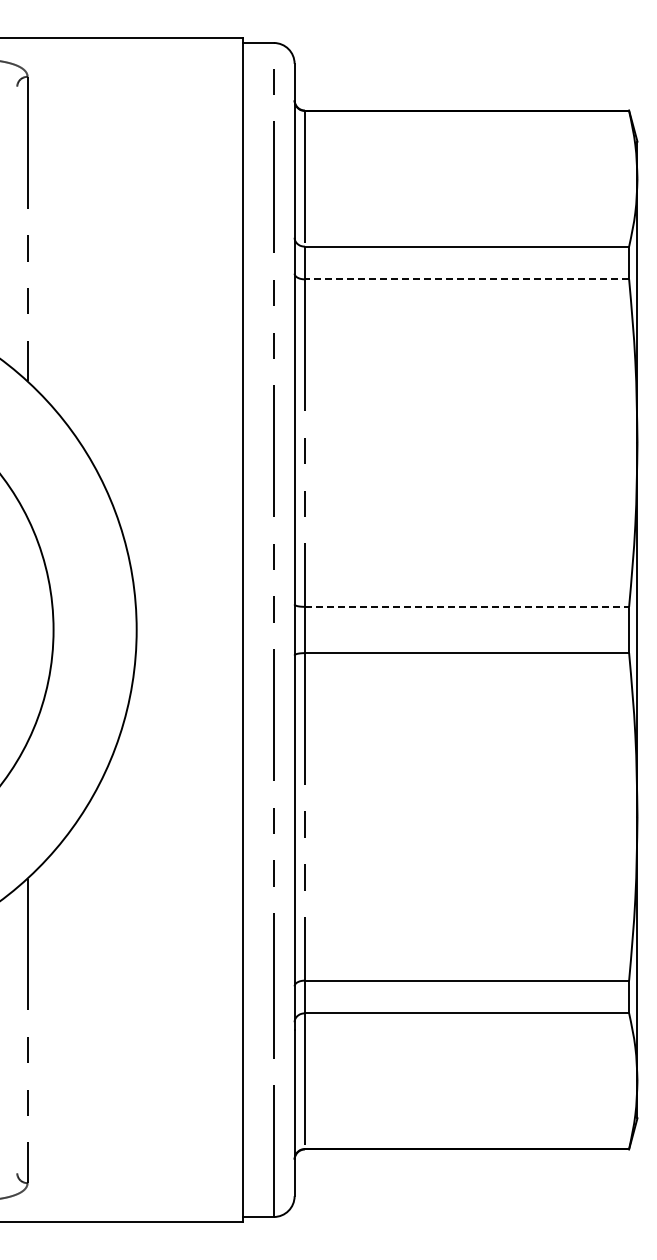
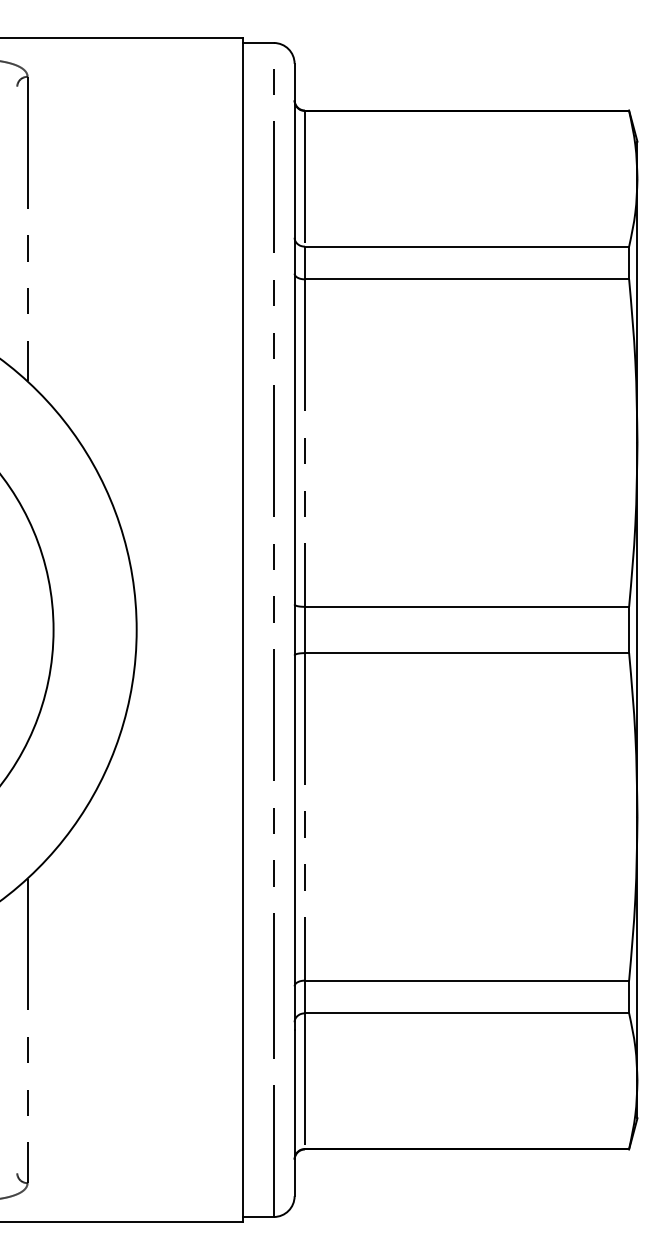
line: dashed -> solid (466, 279)
line: dashed -> solid (467, 606)
